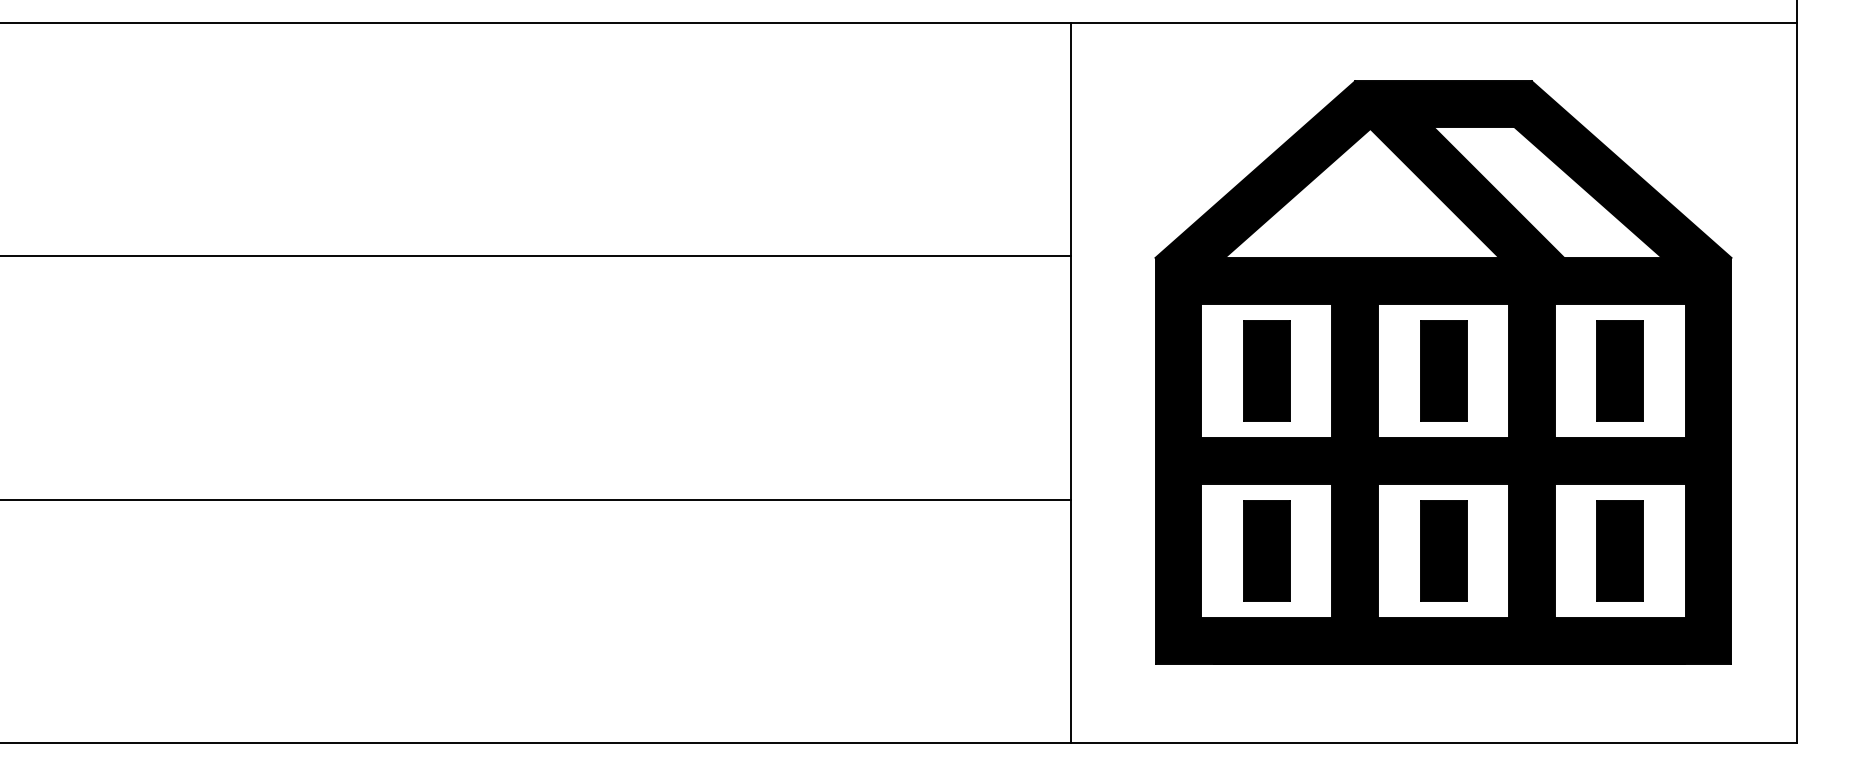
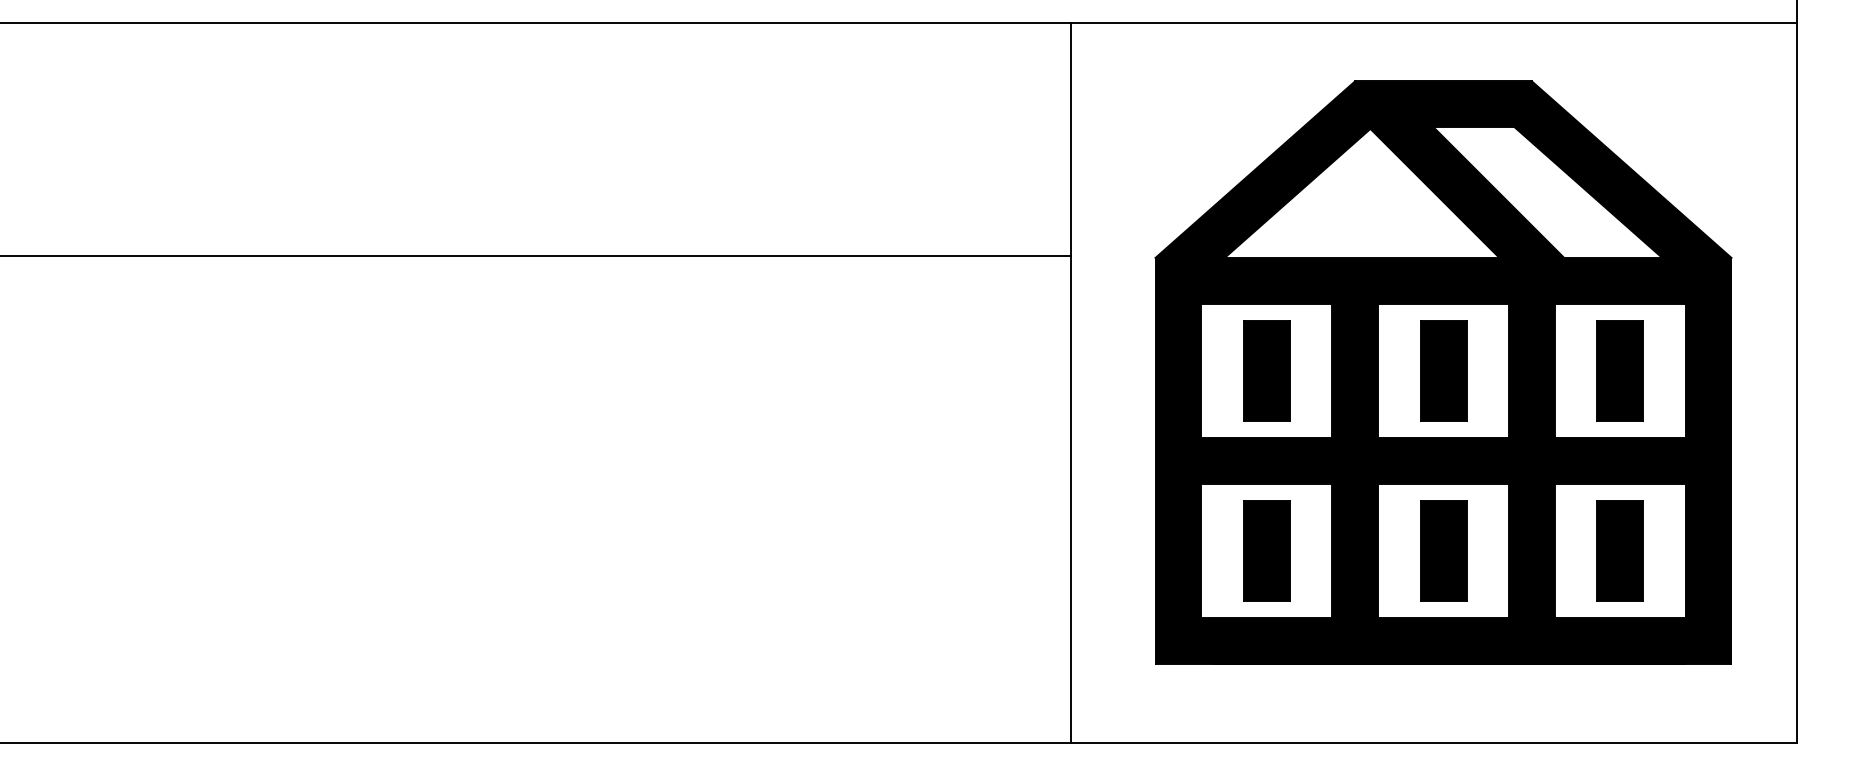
line: present -> none (536, 499)
